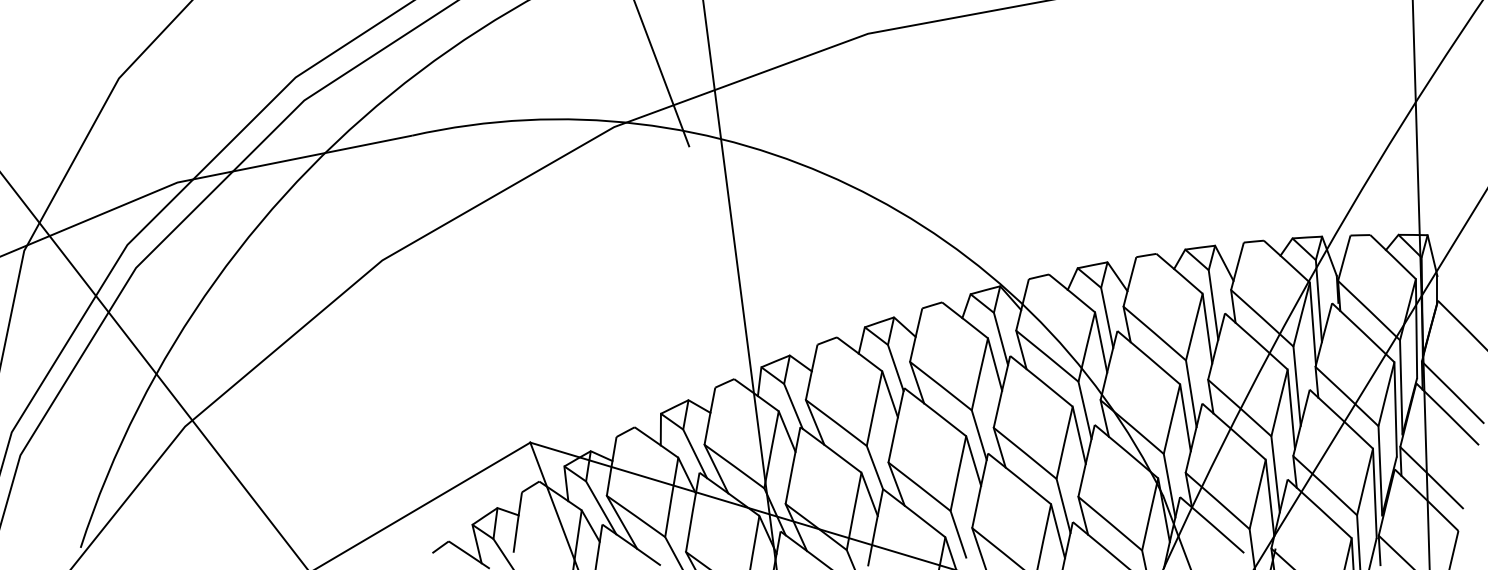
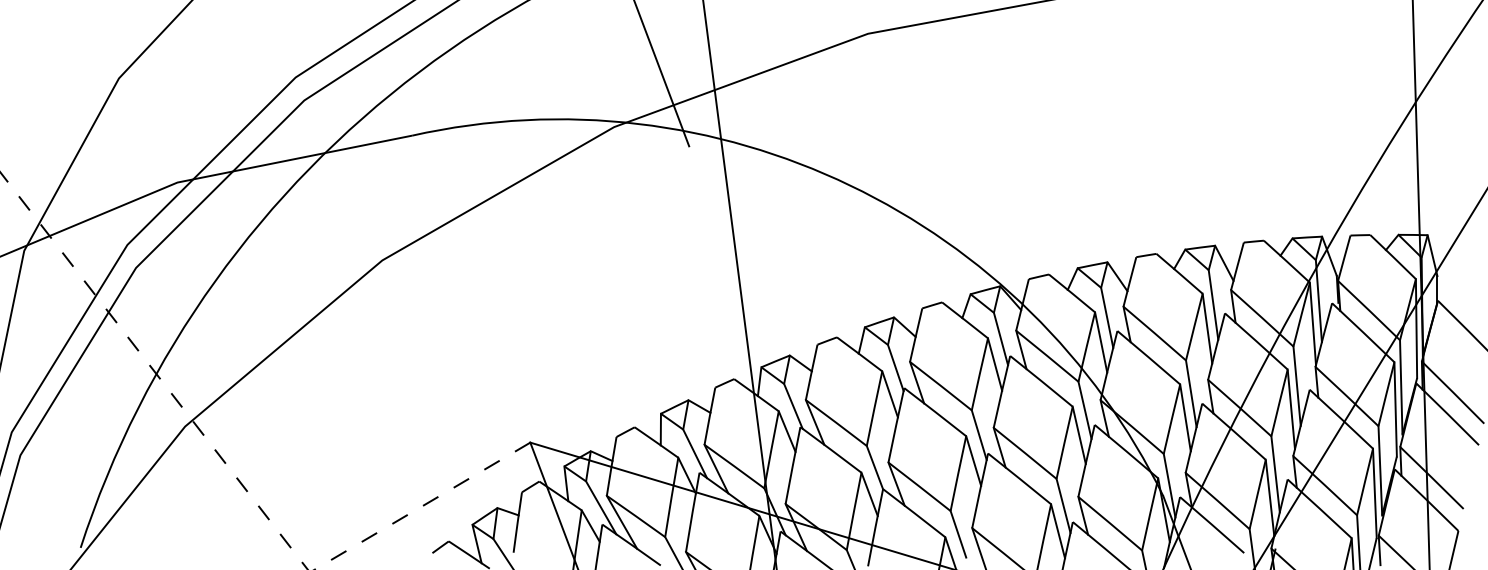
line: solid -> dashed (153, 370)
line: solid -> dashed (421, 506)
